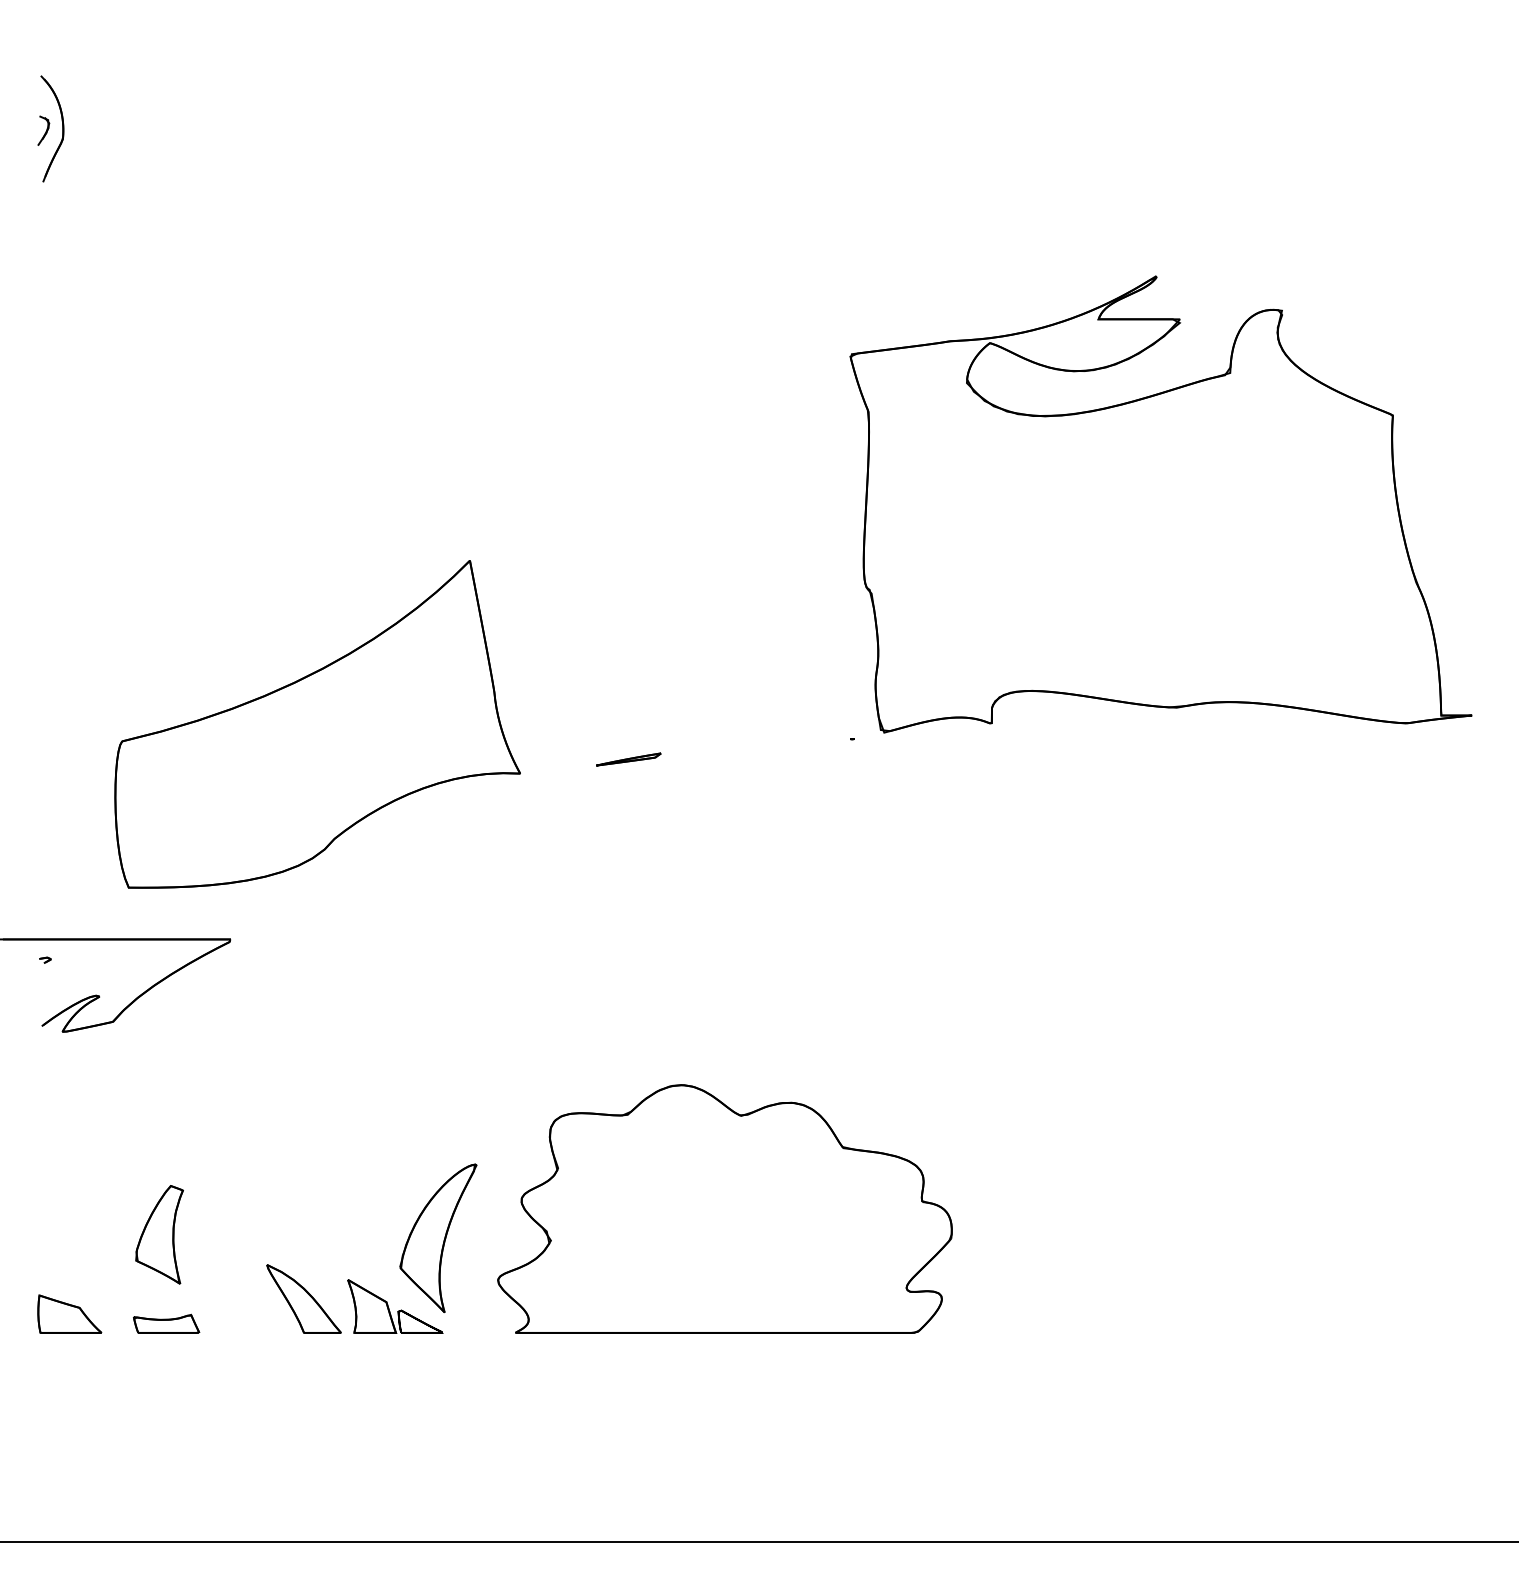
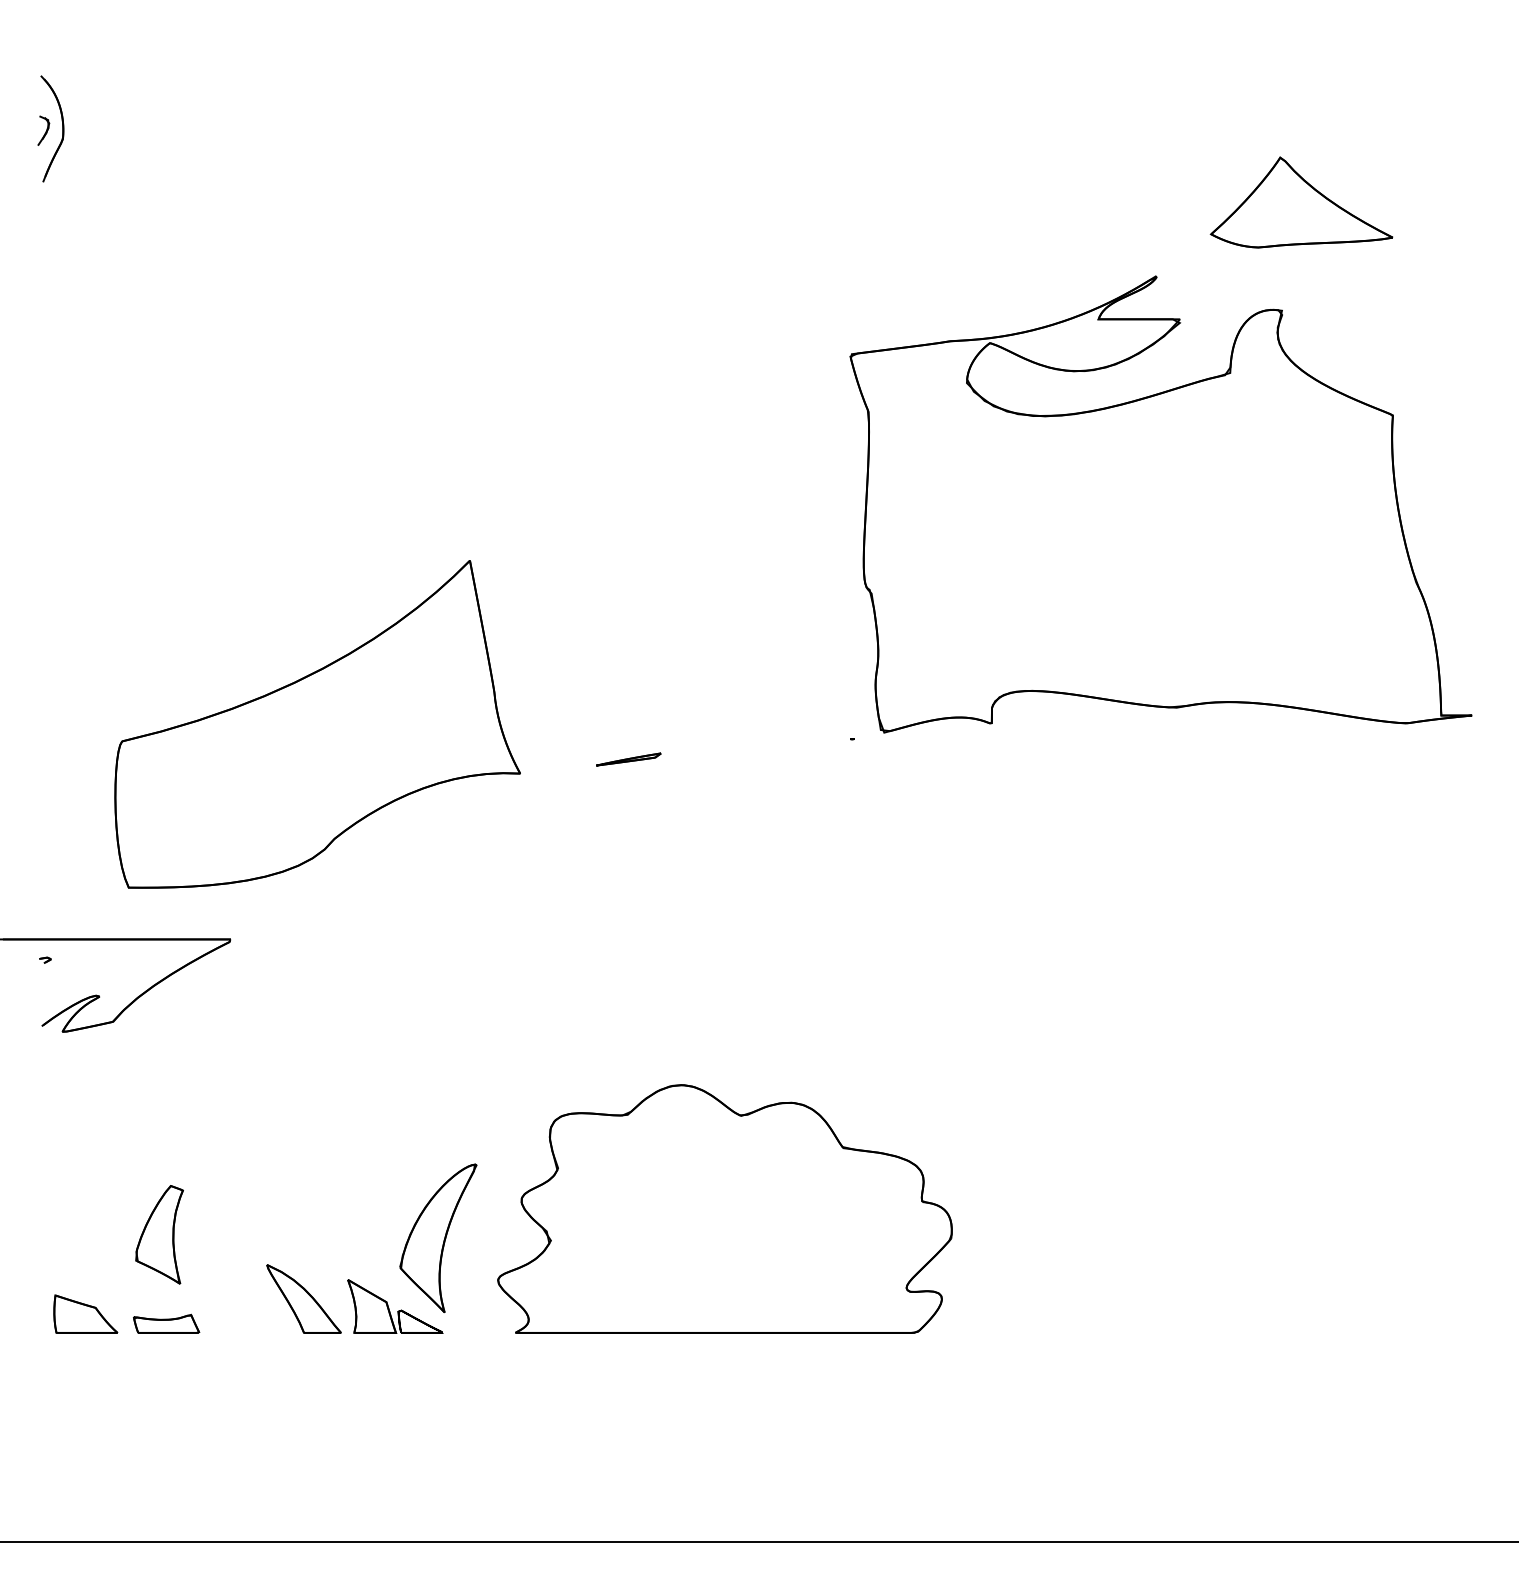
part: none -> present (1301, 202)
part position: (69, 1313) -> (85, 1313) (85, 1313)
